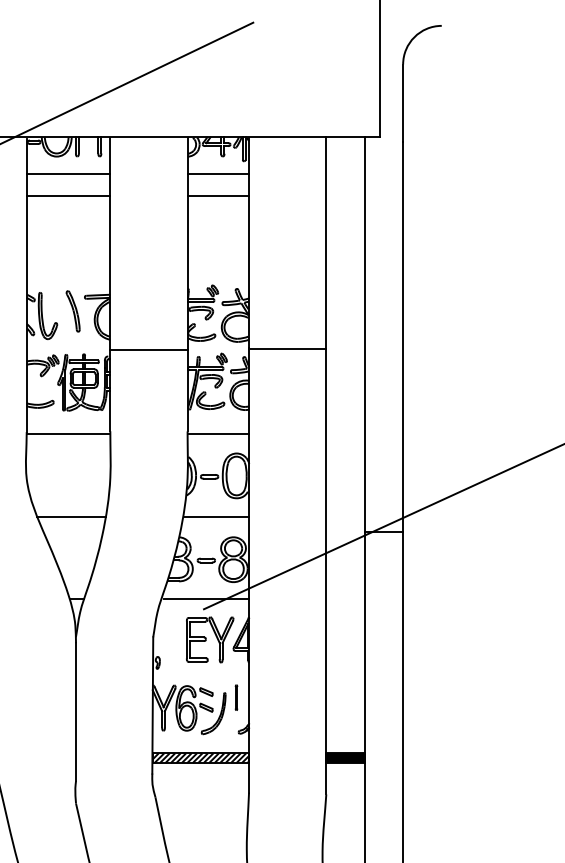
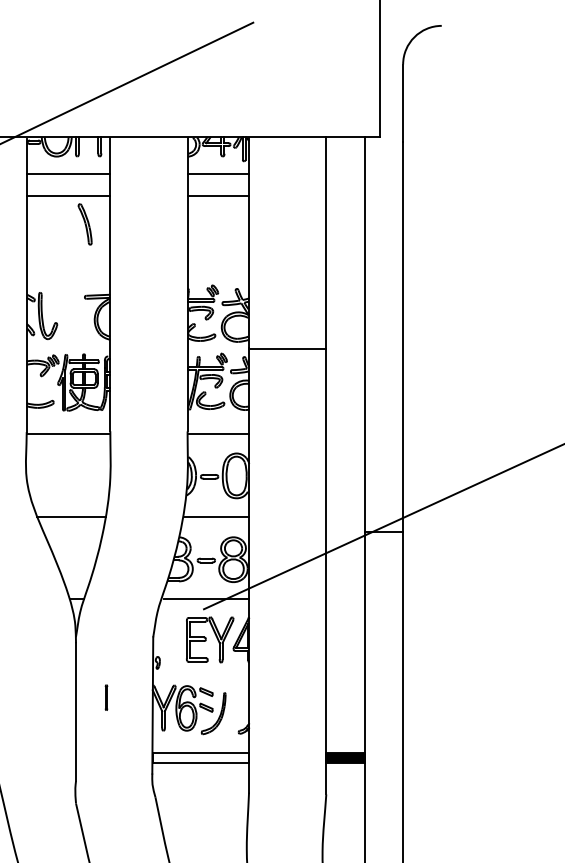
part position: (72, 311) -> (84, 224) (84, 224)
line: present -> none (148, 350)
line position: (236, 697) -> (106, 697) (106, 697)
hatch: present -> none (200, 758)
